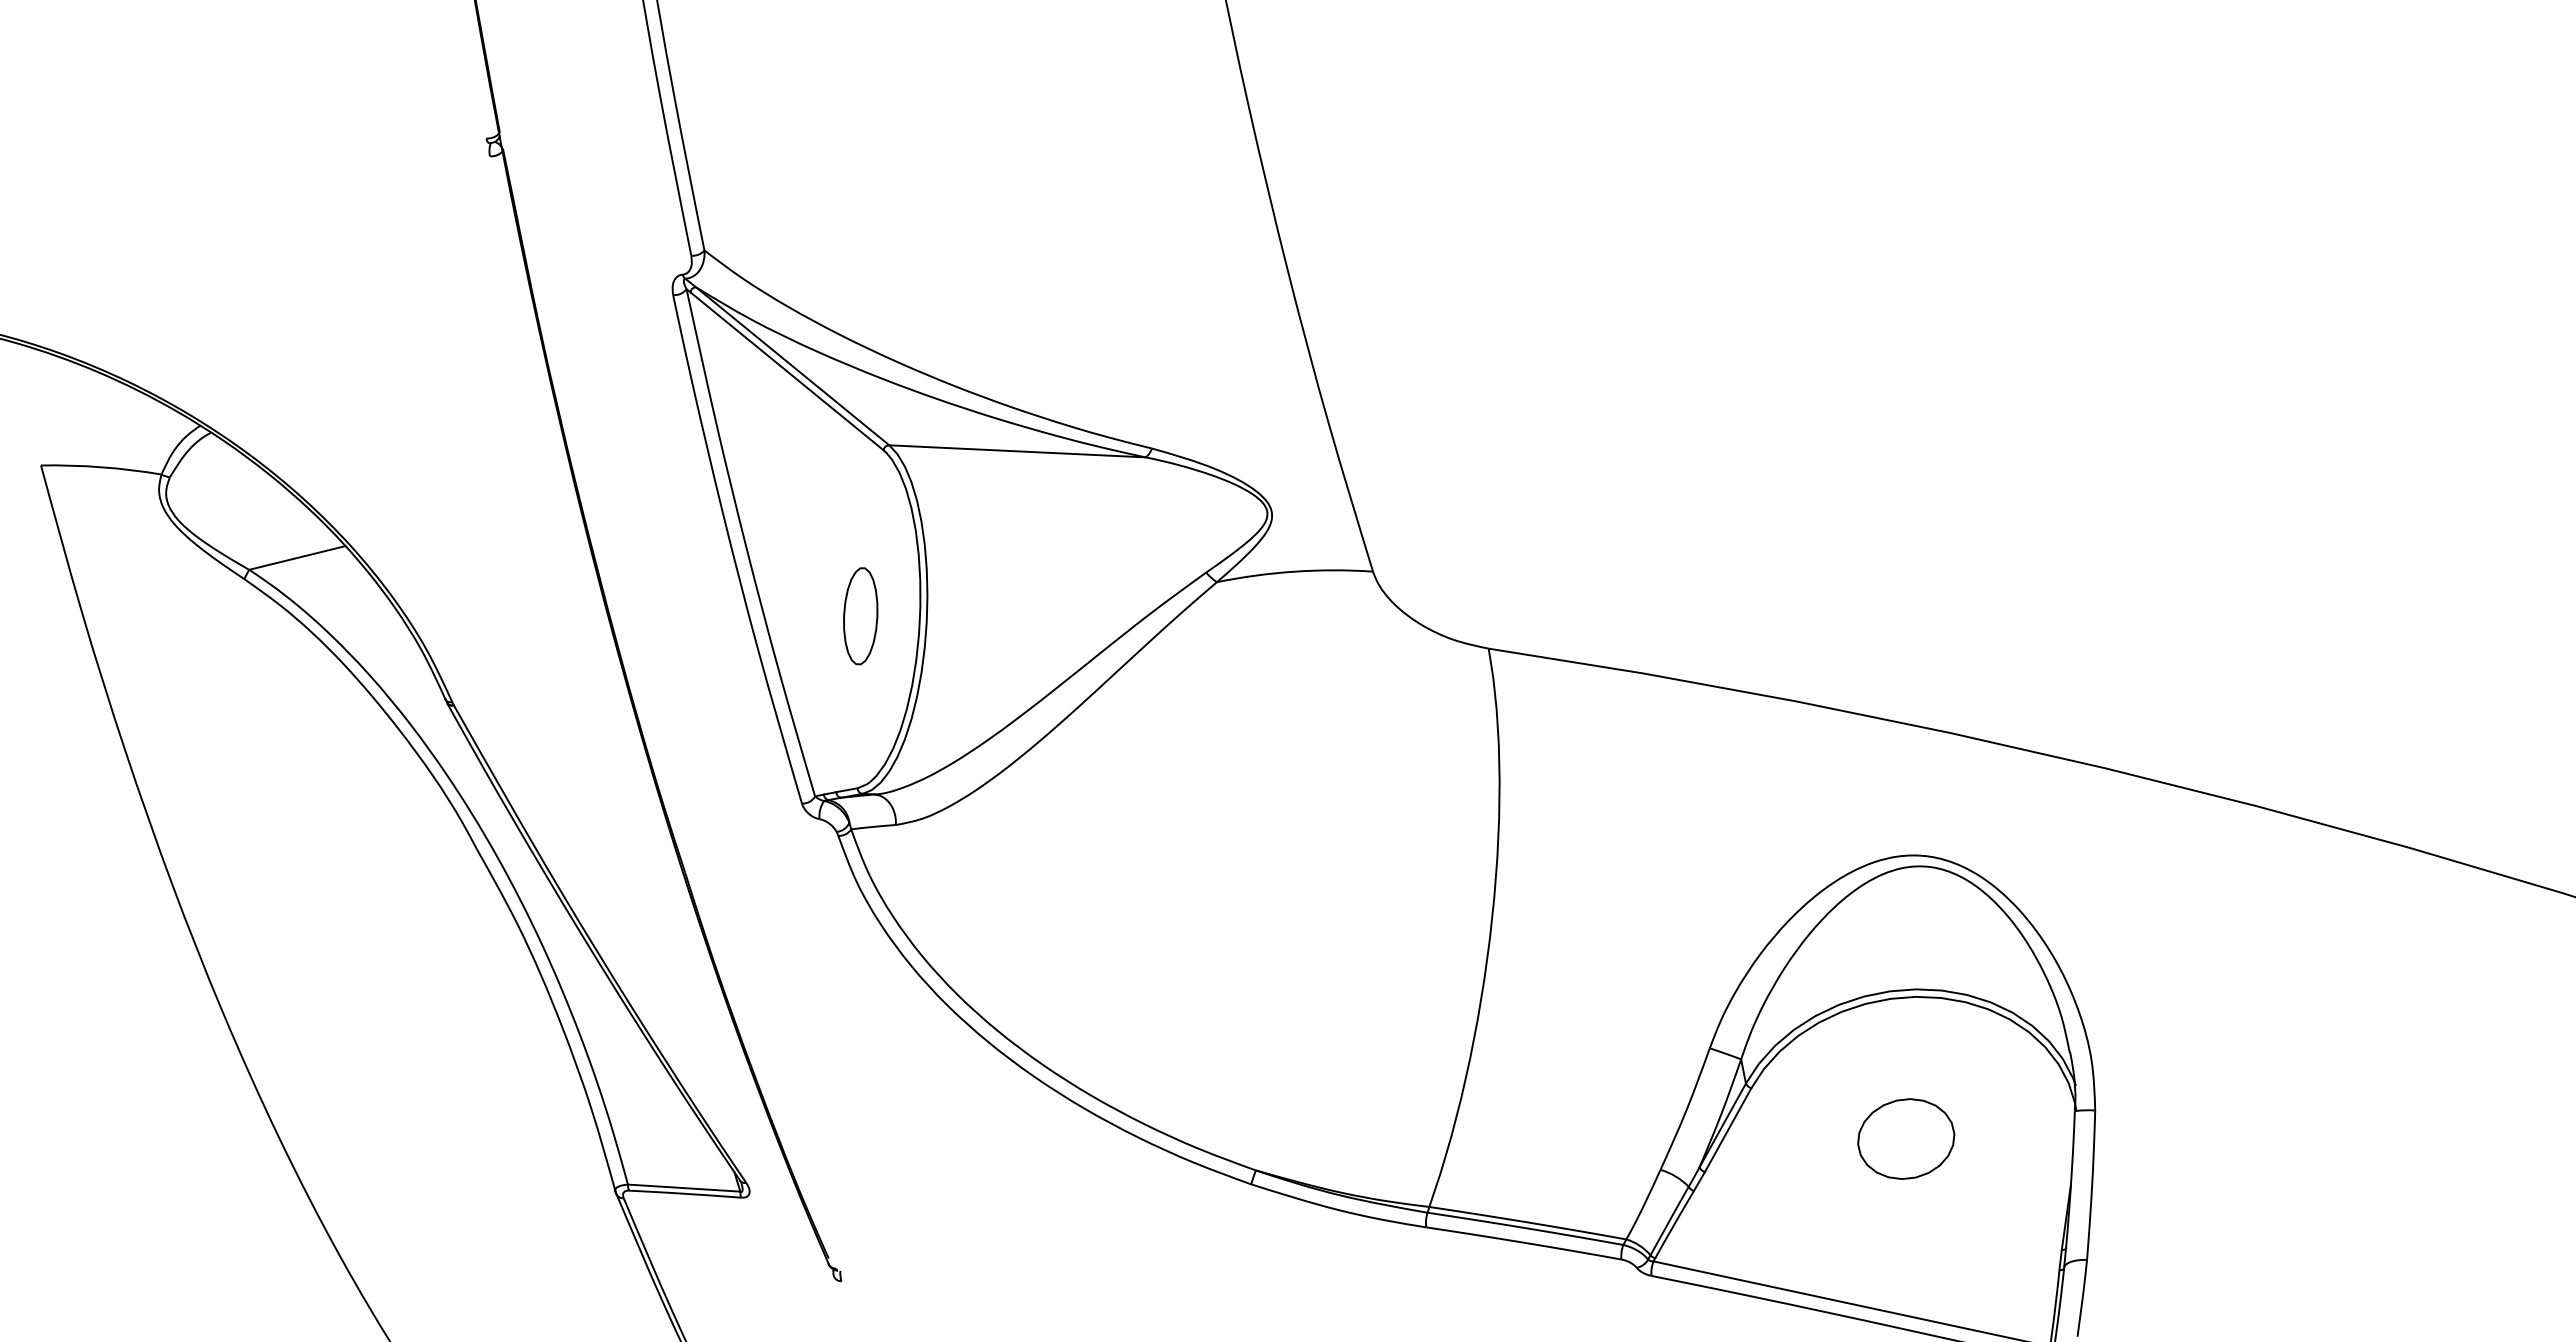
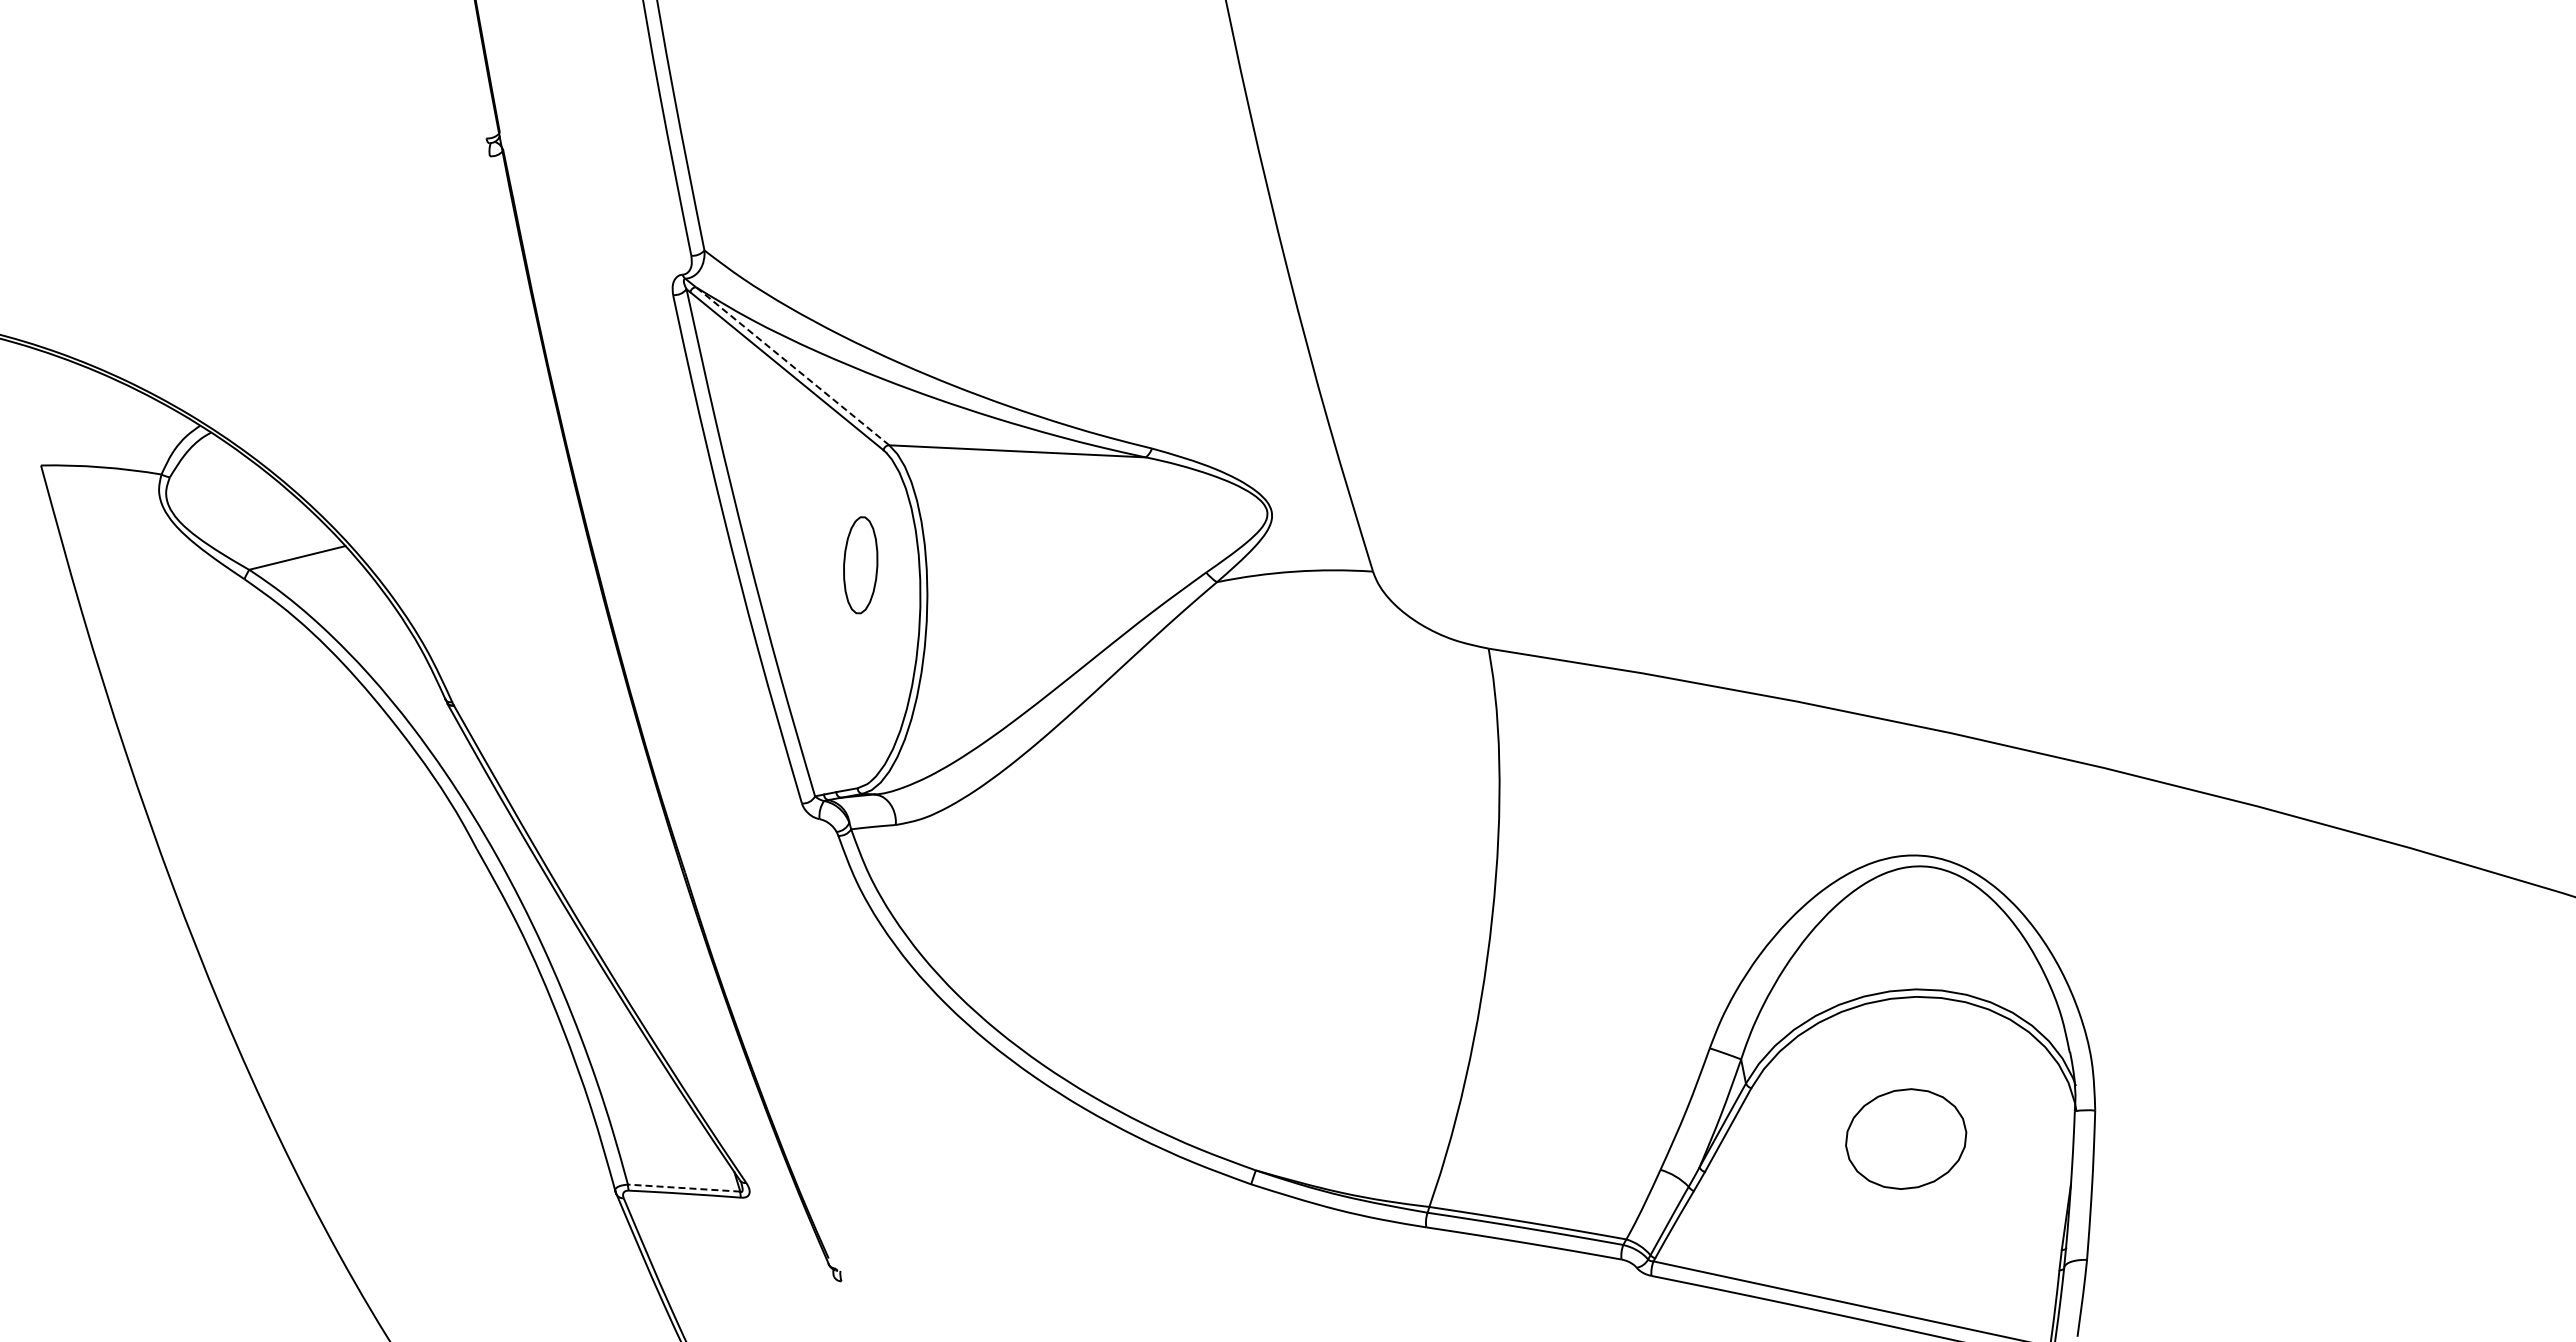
line: solid -> dashed (792, 366)
part position: (860, 616) -> (860, 565) (860, 565)
part size: 99x82 px -> 123x102 px (1906, 1138)
line: solid -> dashed (683, 1188)
